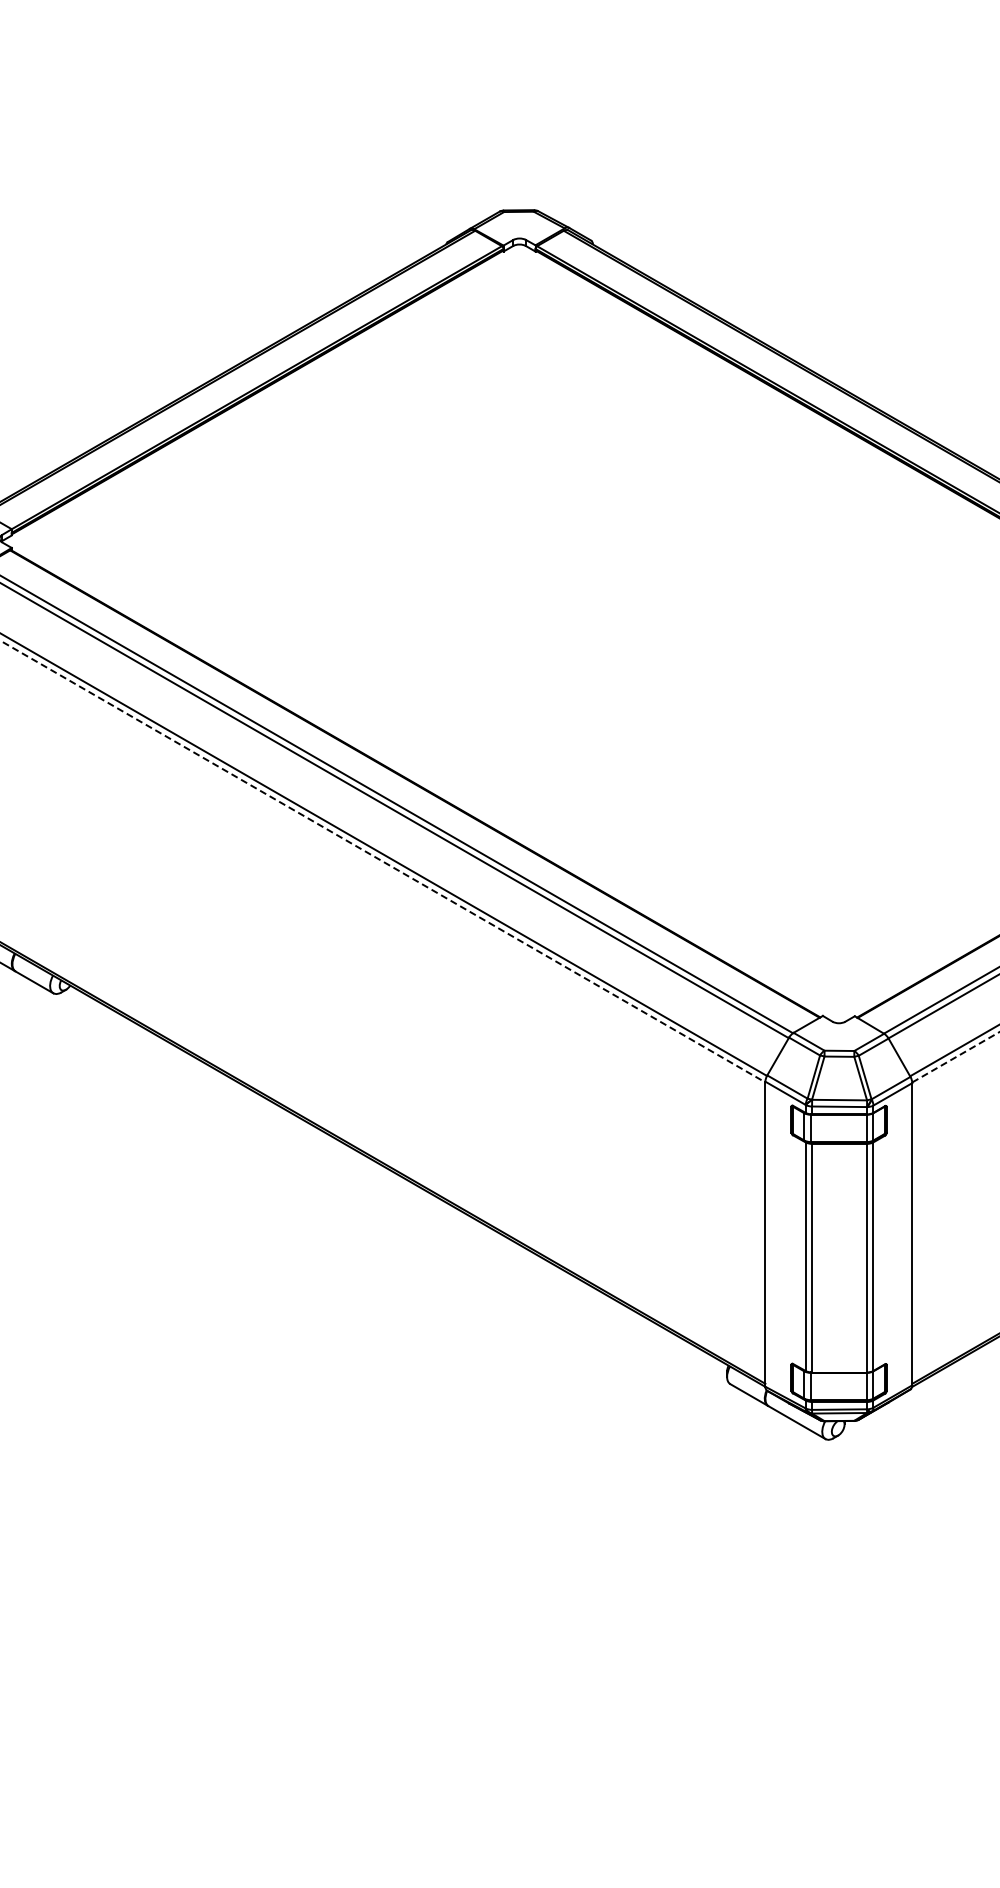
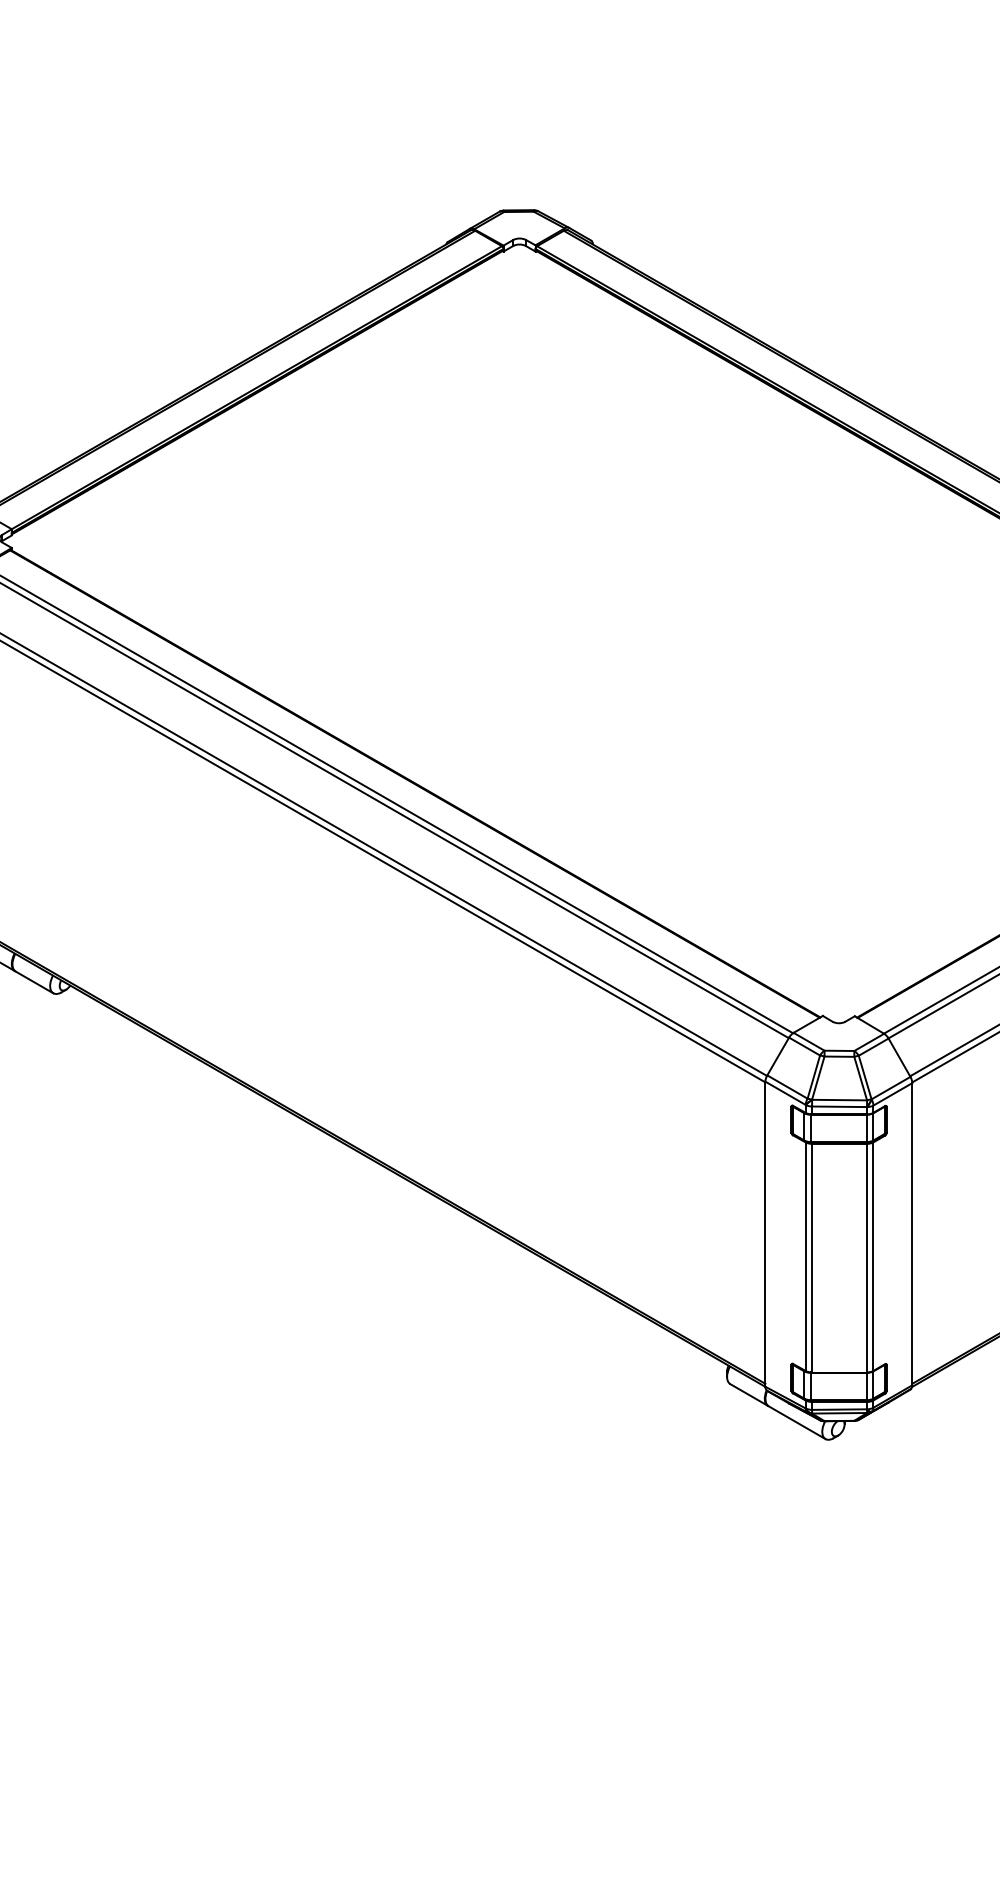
line: dashed -> solid (382, 861)
line: dashed -> solid (956, 1056)
